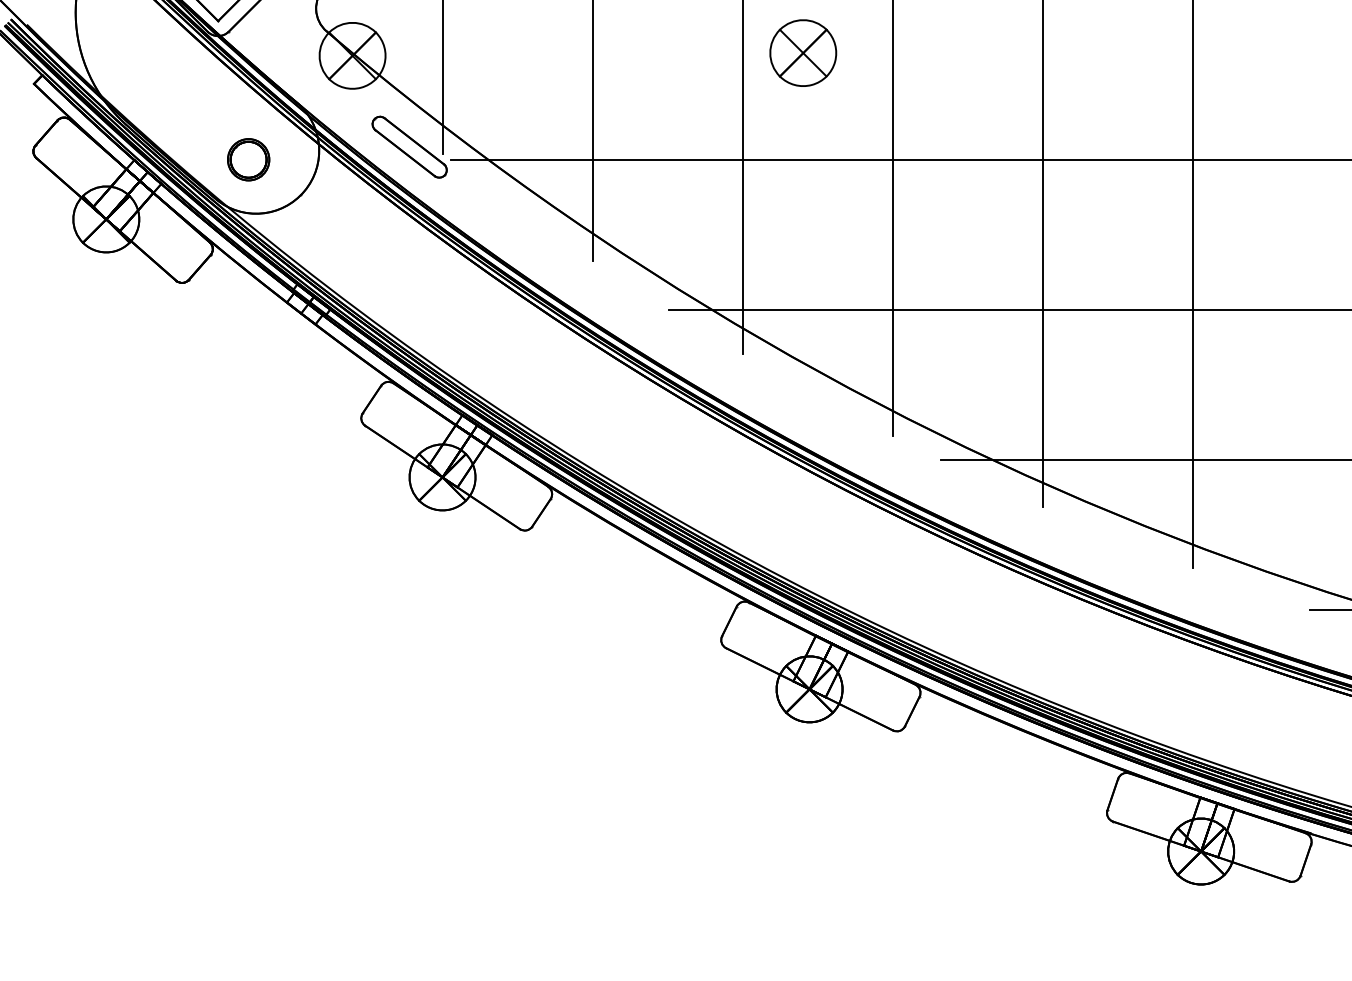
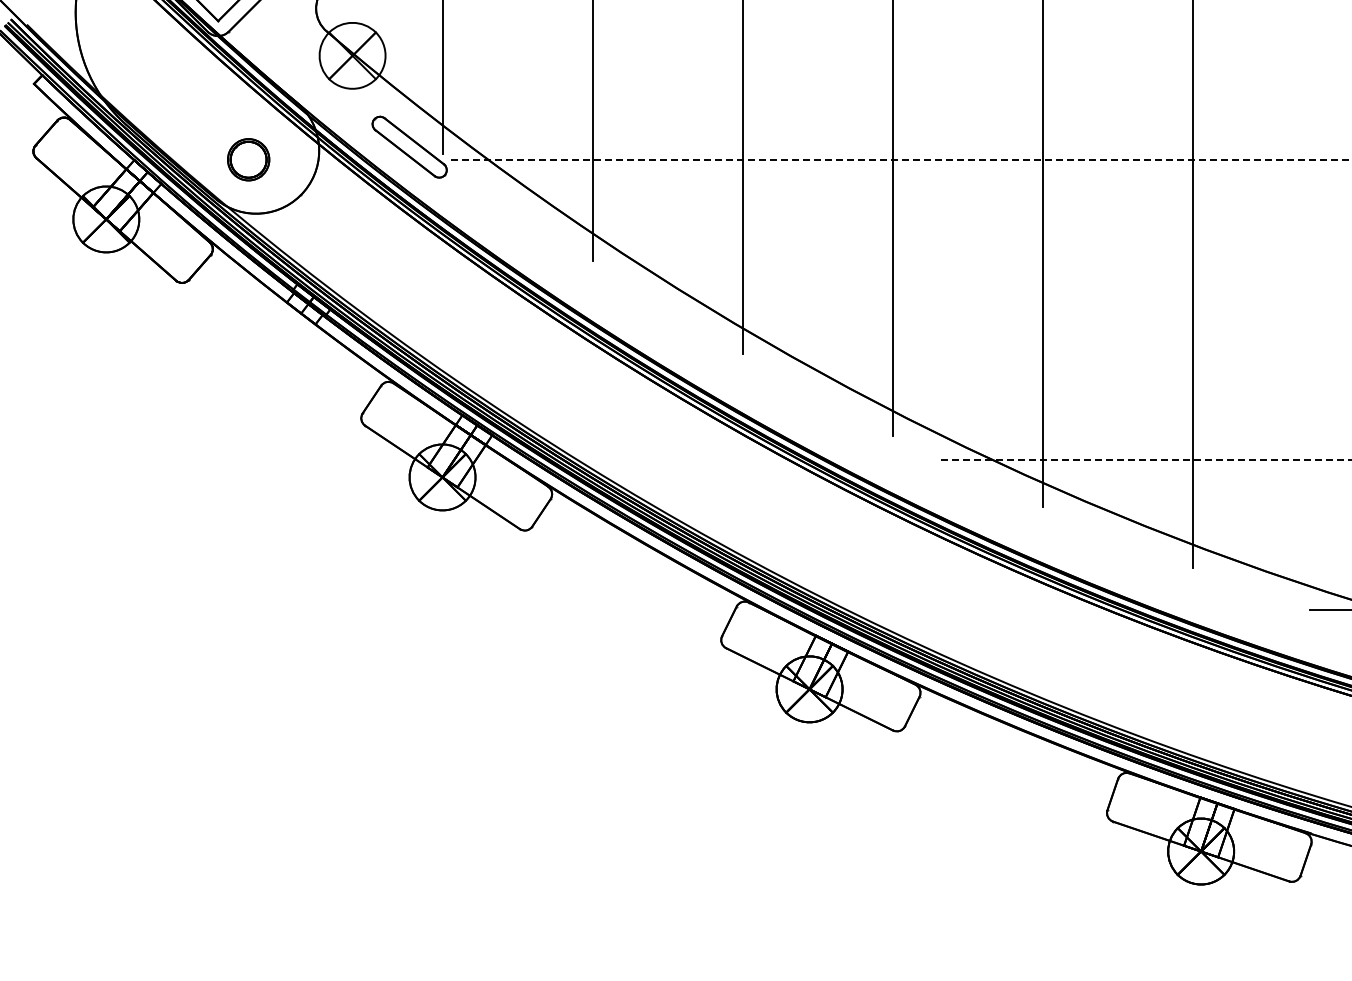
part: present -> none (803, 52)
line: solid -> dashed (901, 159)
line: present -> none (1008, 309)
line: solid -> dashed (1146, 459)
